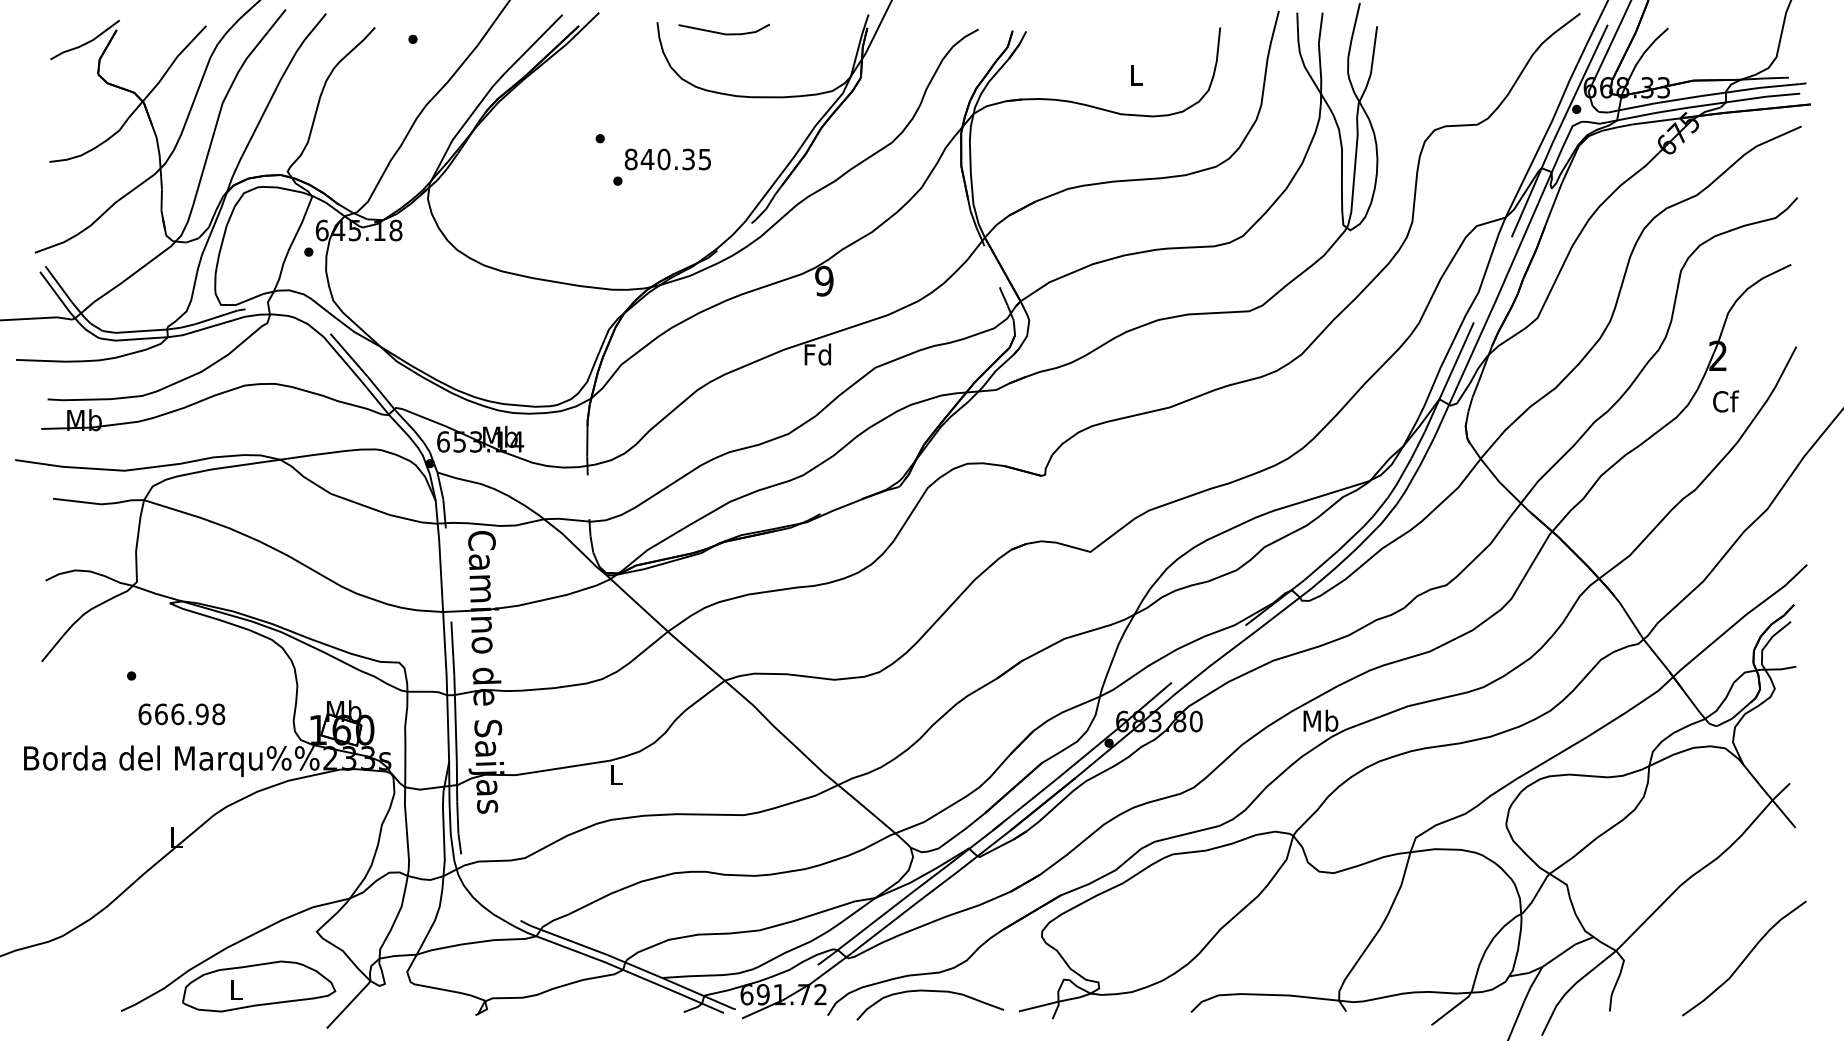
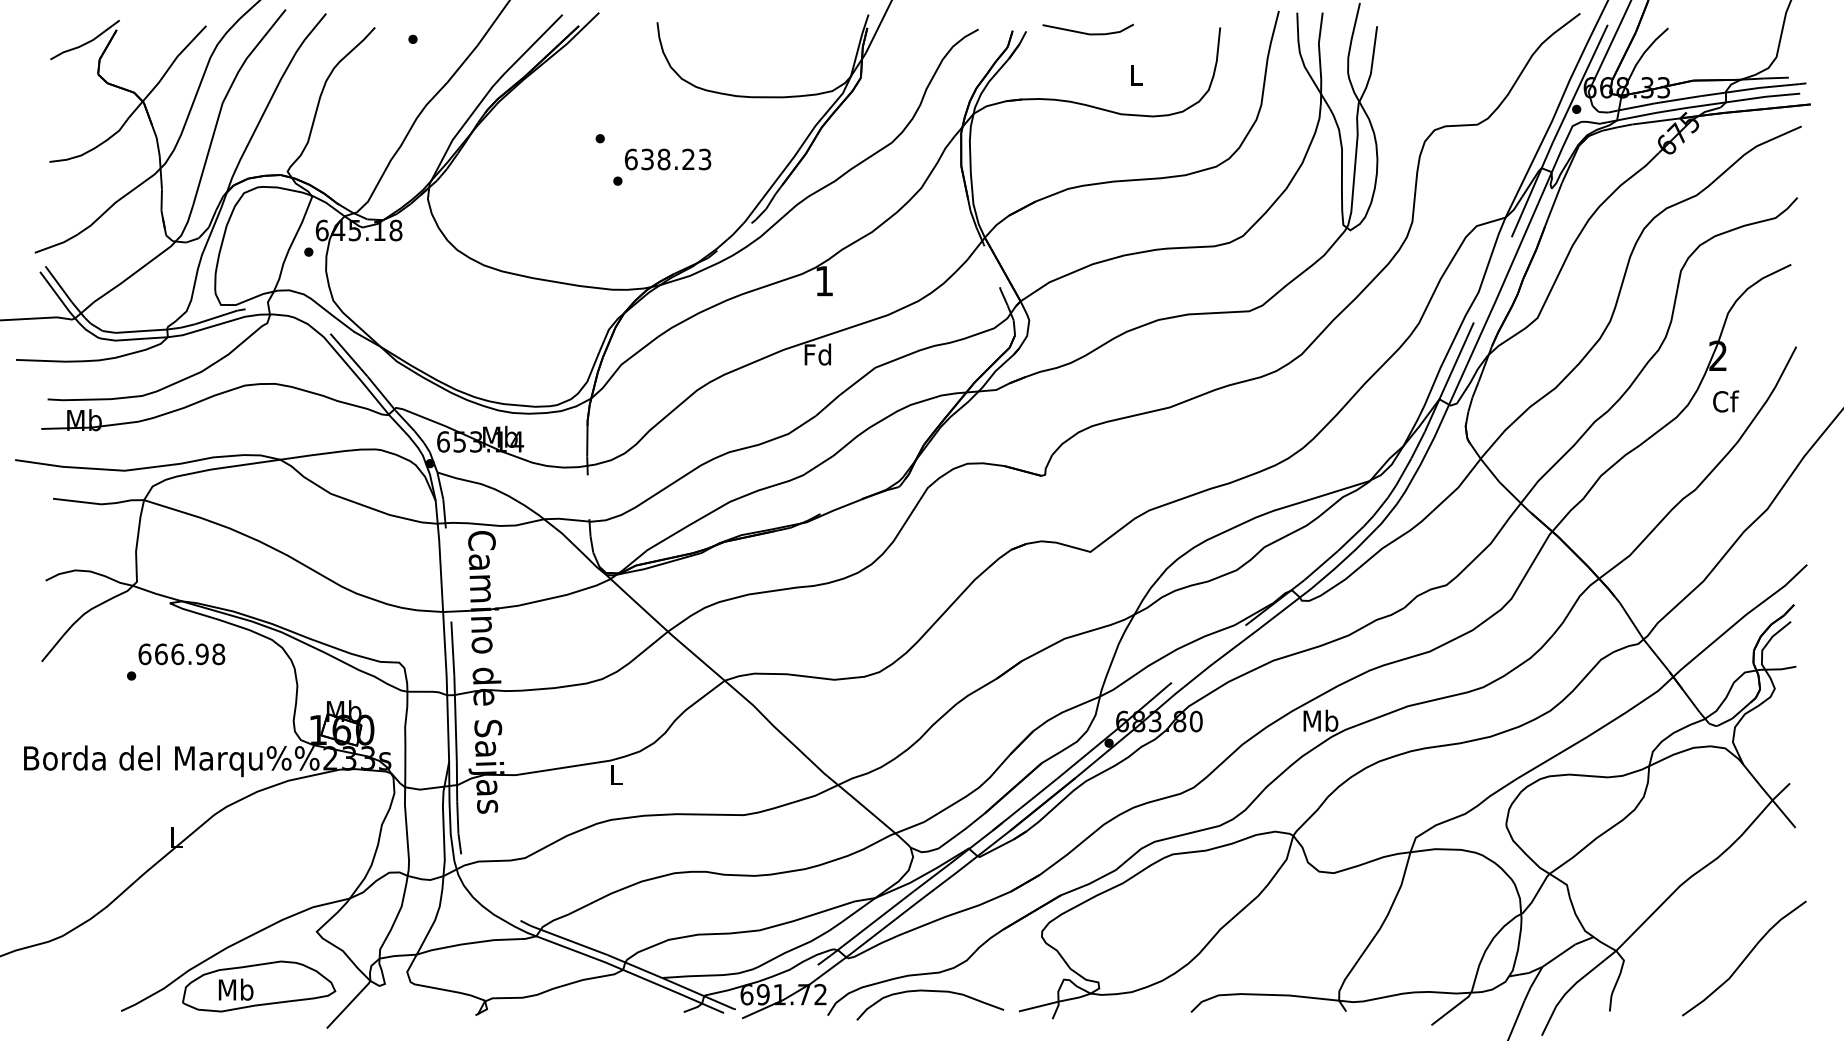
line position: (722, 32) -> (1086, 32) (1086, 32)
text: 840.35 -> 638.23 (667, 159)
text: 9 -> 1 (824, 280)
text position: (181, 714) -> (181, 654) (181, 654)
text: L -> Mb (235, 989)
